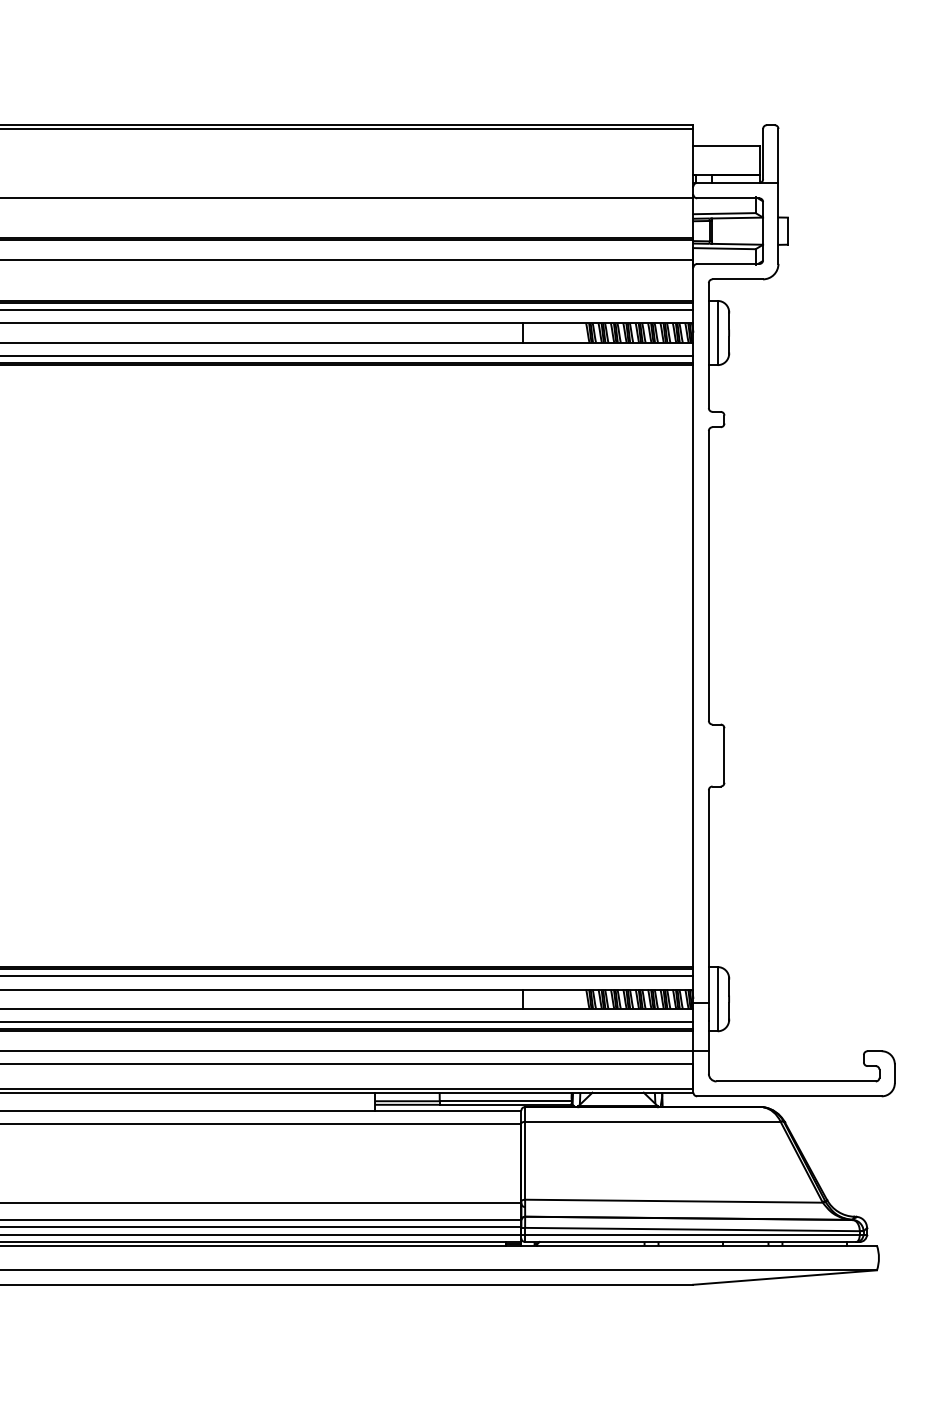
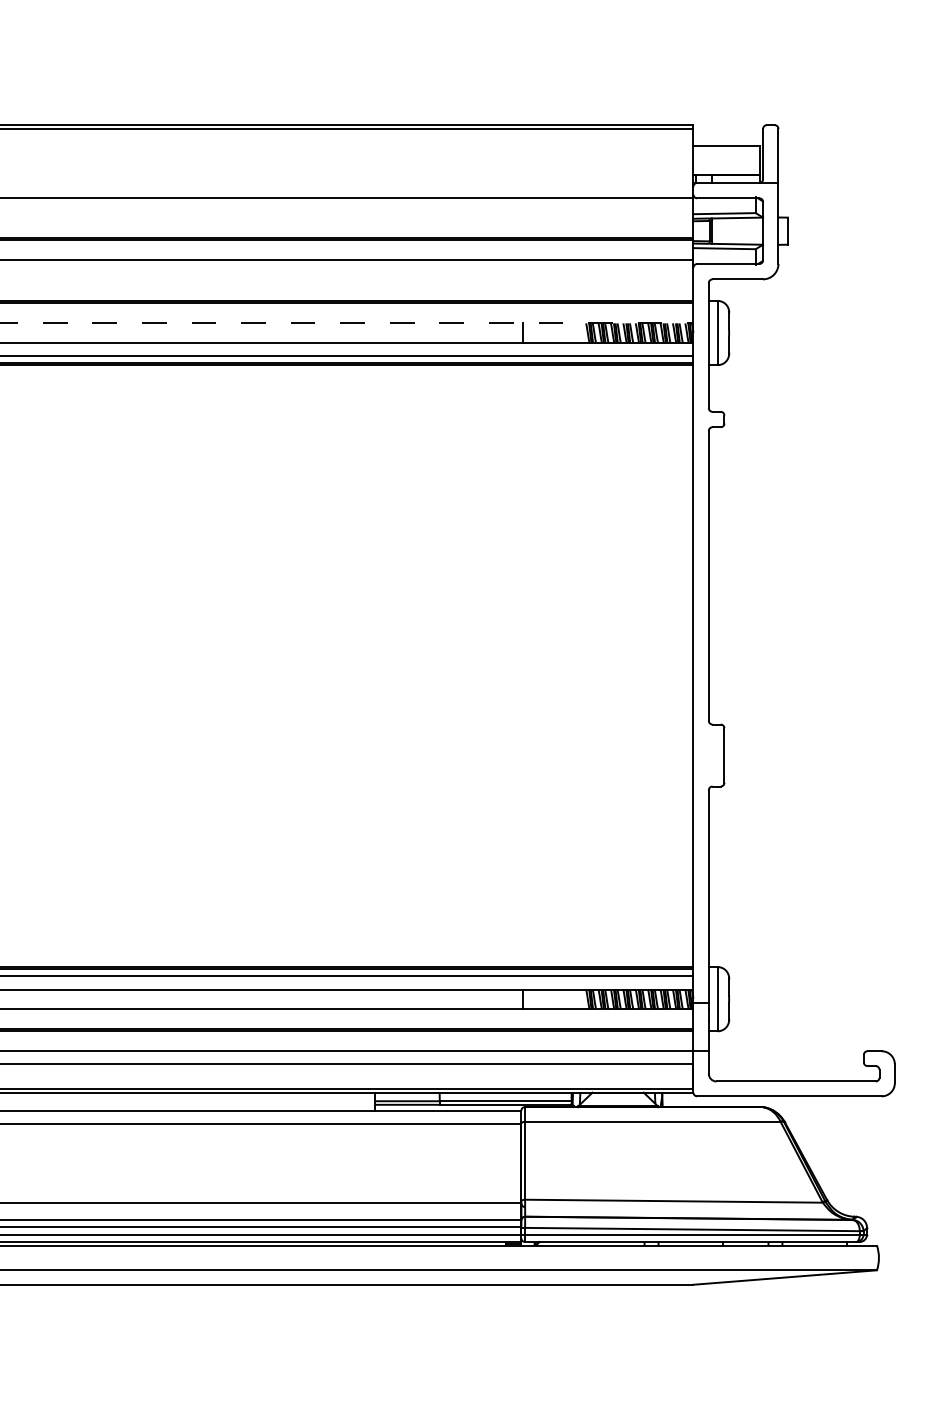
line: present -> none (347, 309)
line: solid -> dashed (347, 323)
line: present -> none (347, 1022)
